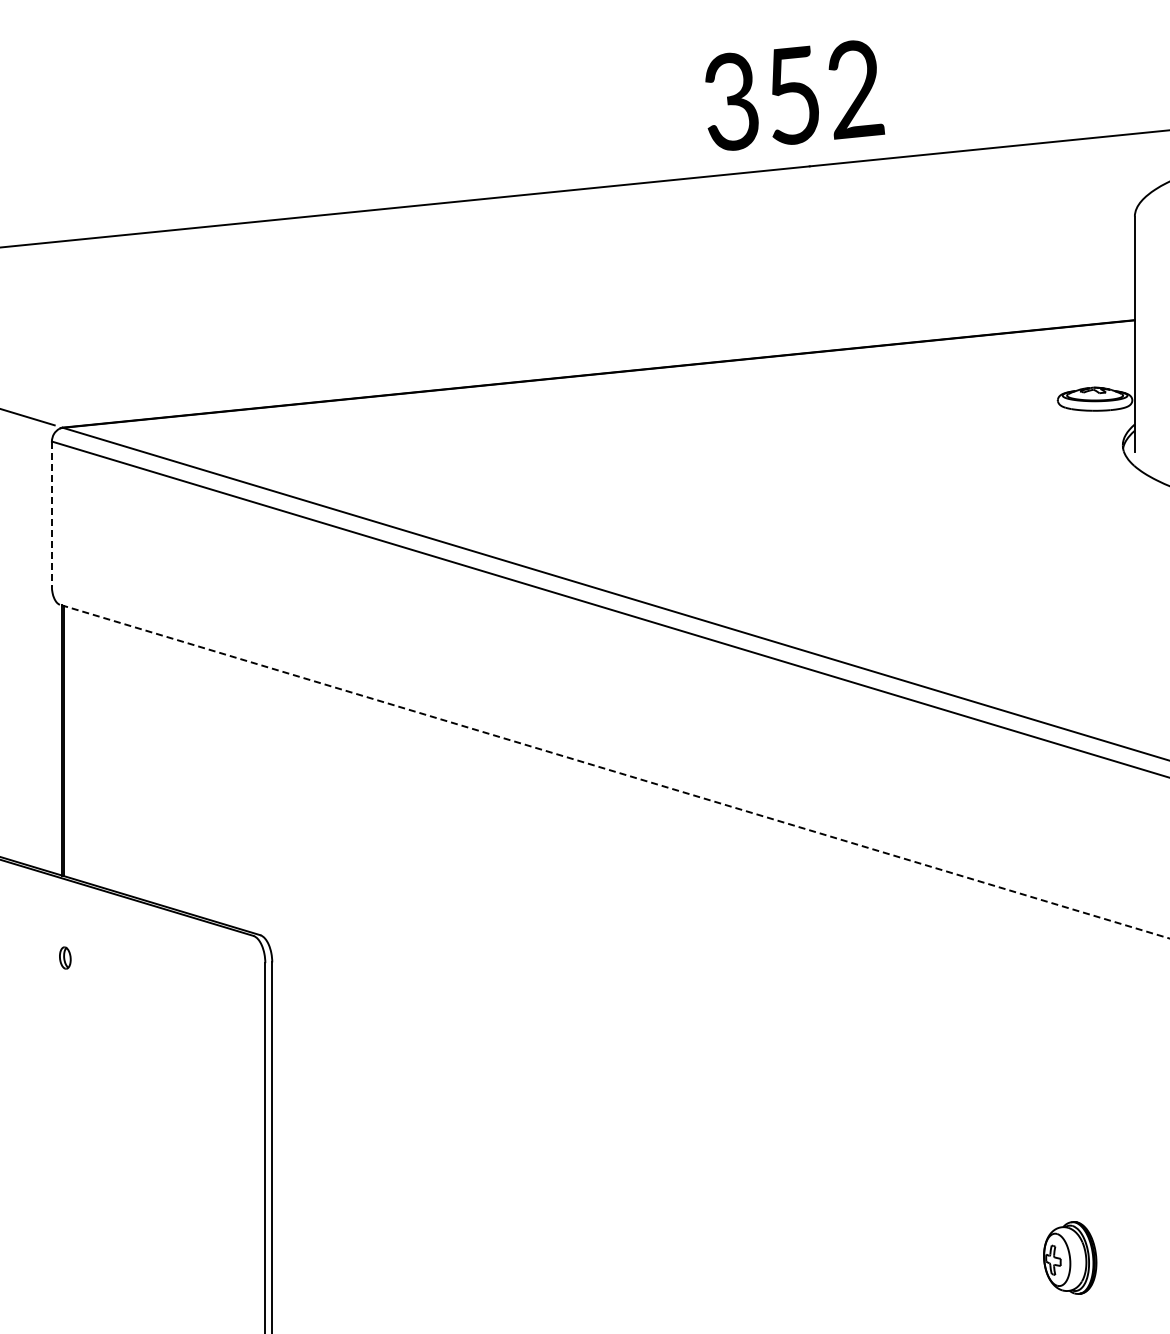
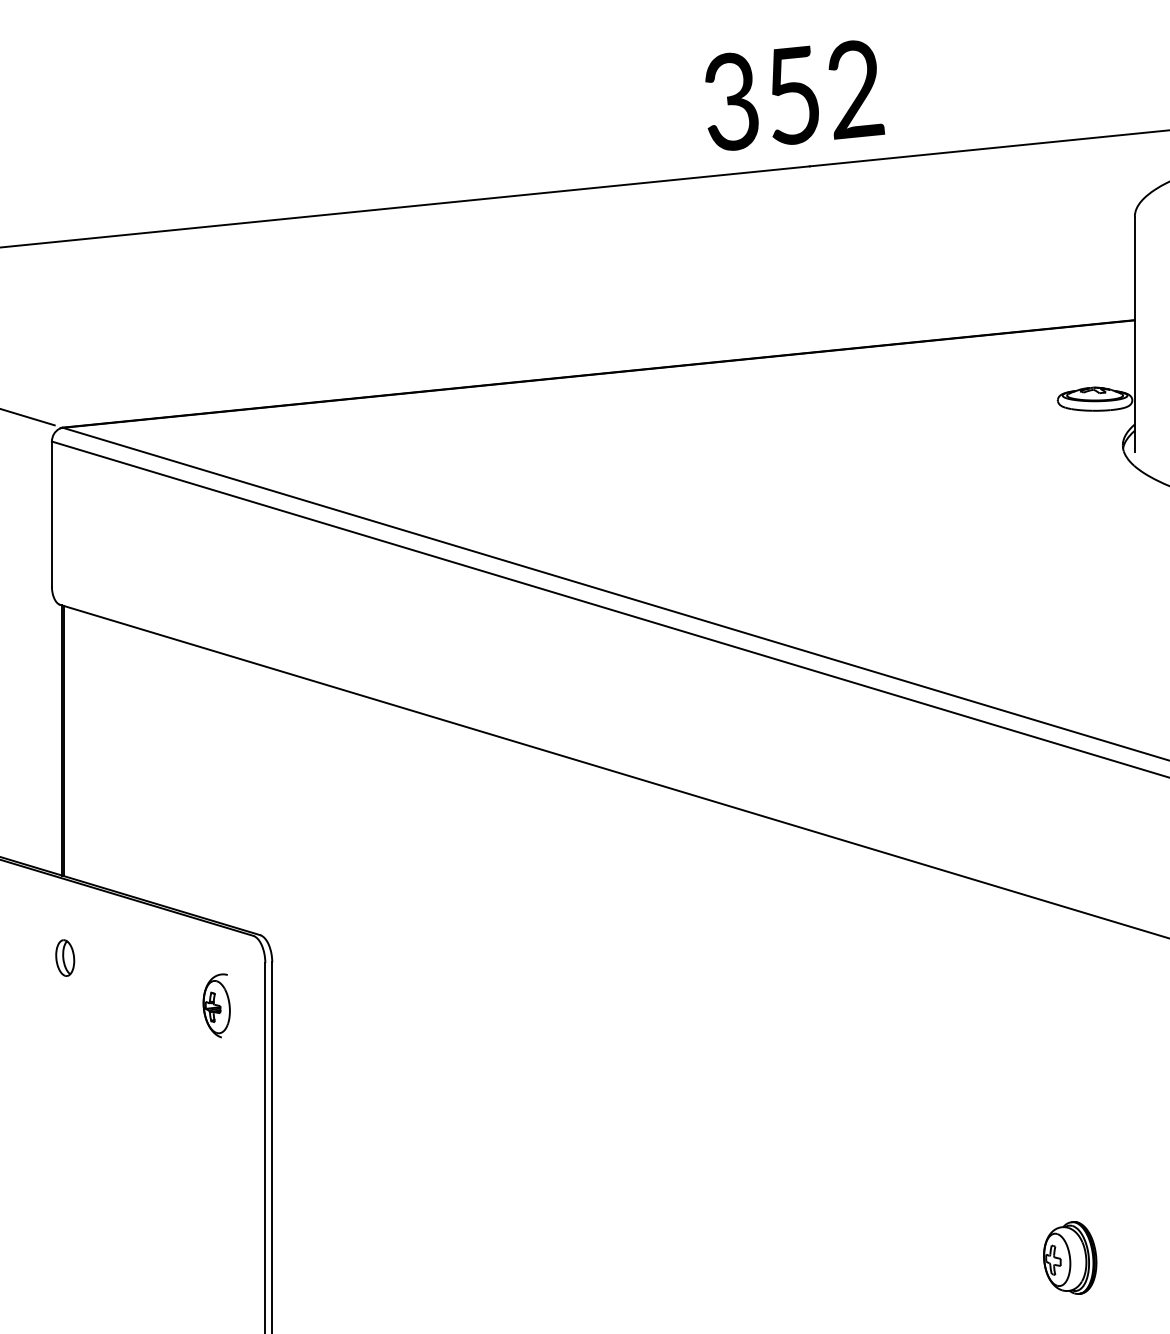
line: dashed -> solid (51, 514)
line: dashed -> solid (614, 771)
part size: 13x24 px -> 21x38 px (65, 957)
part: none -> present (216, 1005)
